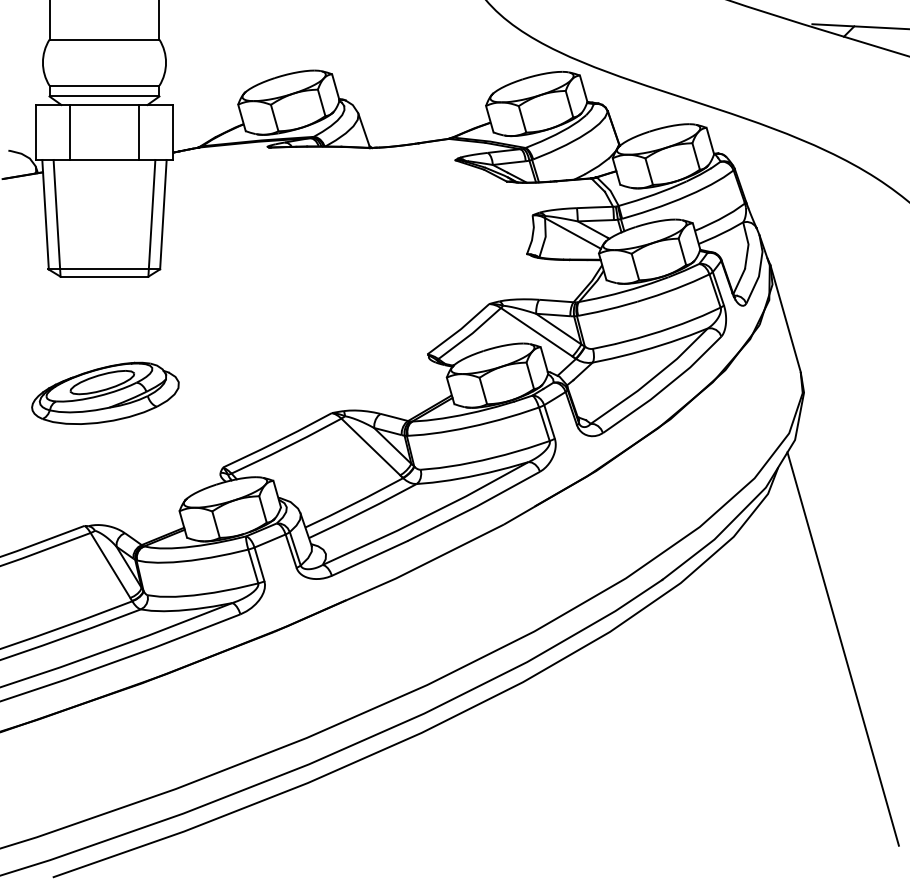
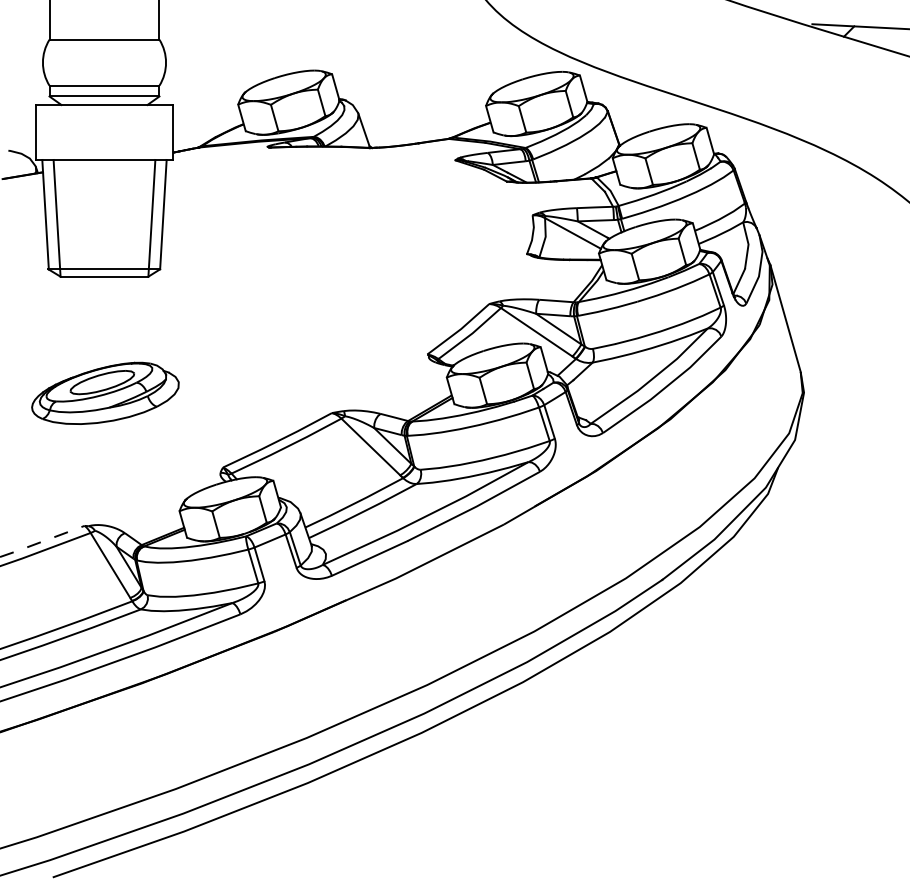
line: present -> none (70, 132)
line: present -> none (138, 132)
line: solid -> dashed (42, 541)
line: present -> none (842, 648)
